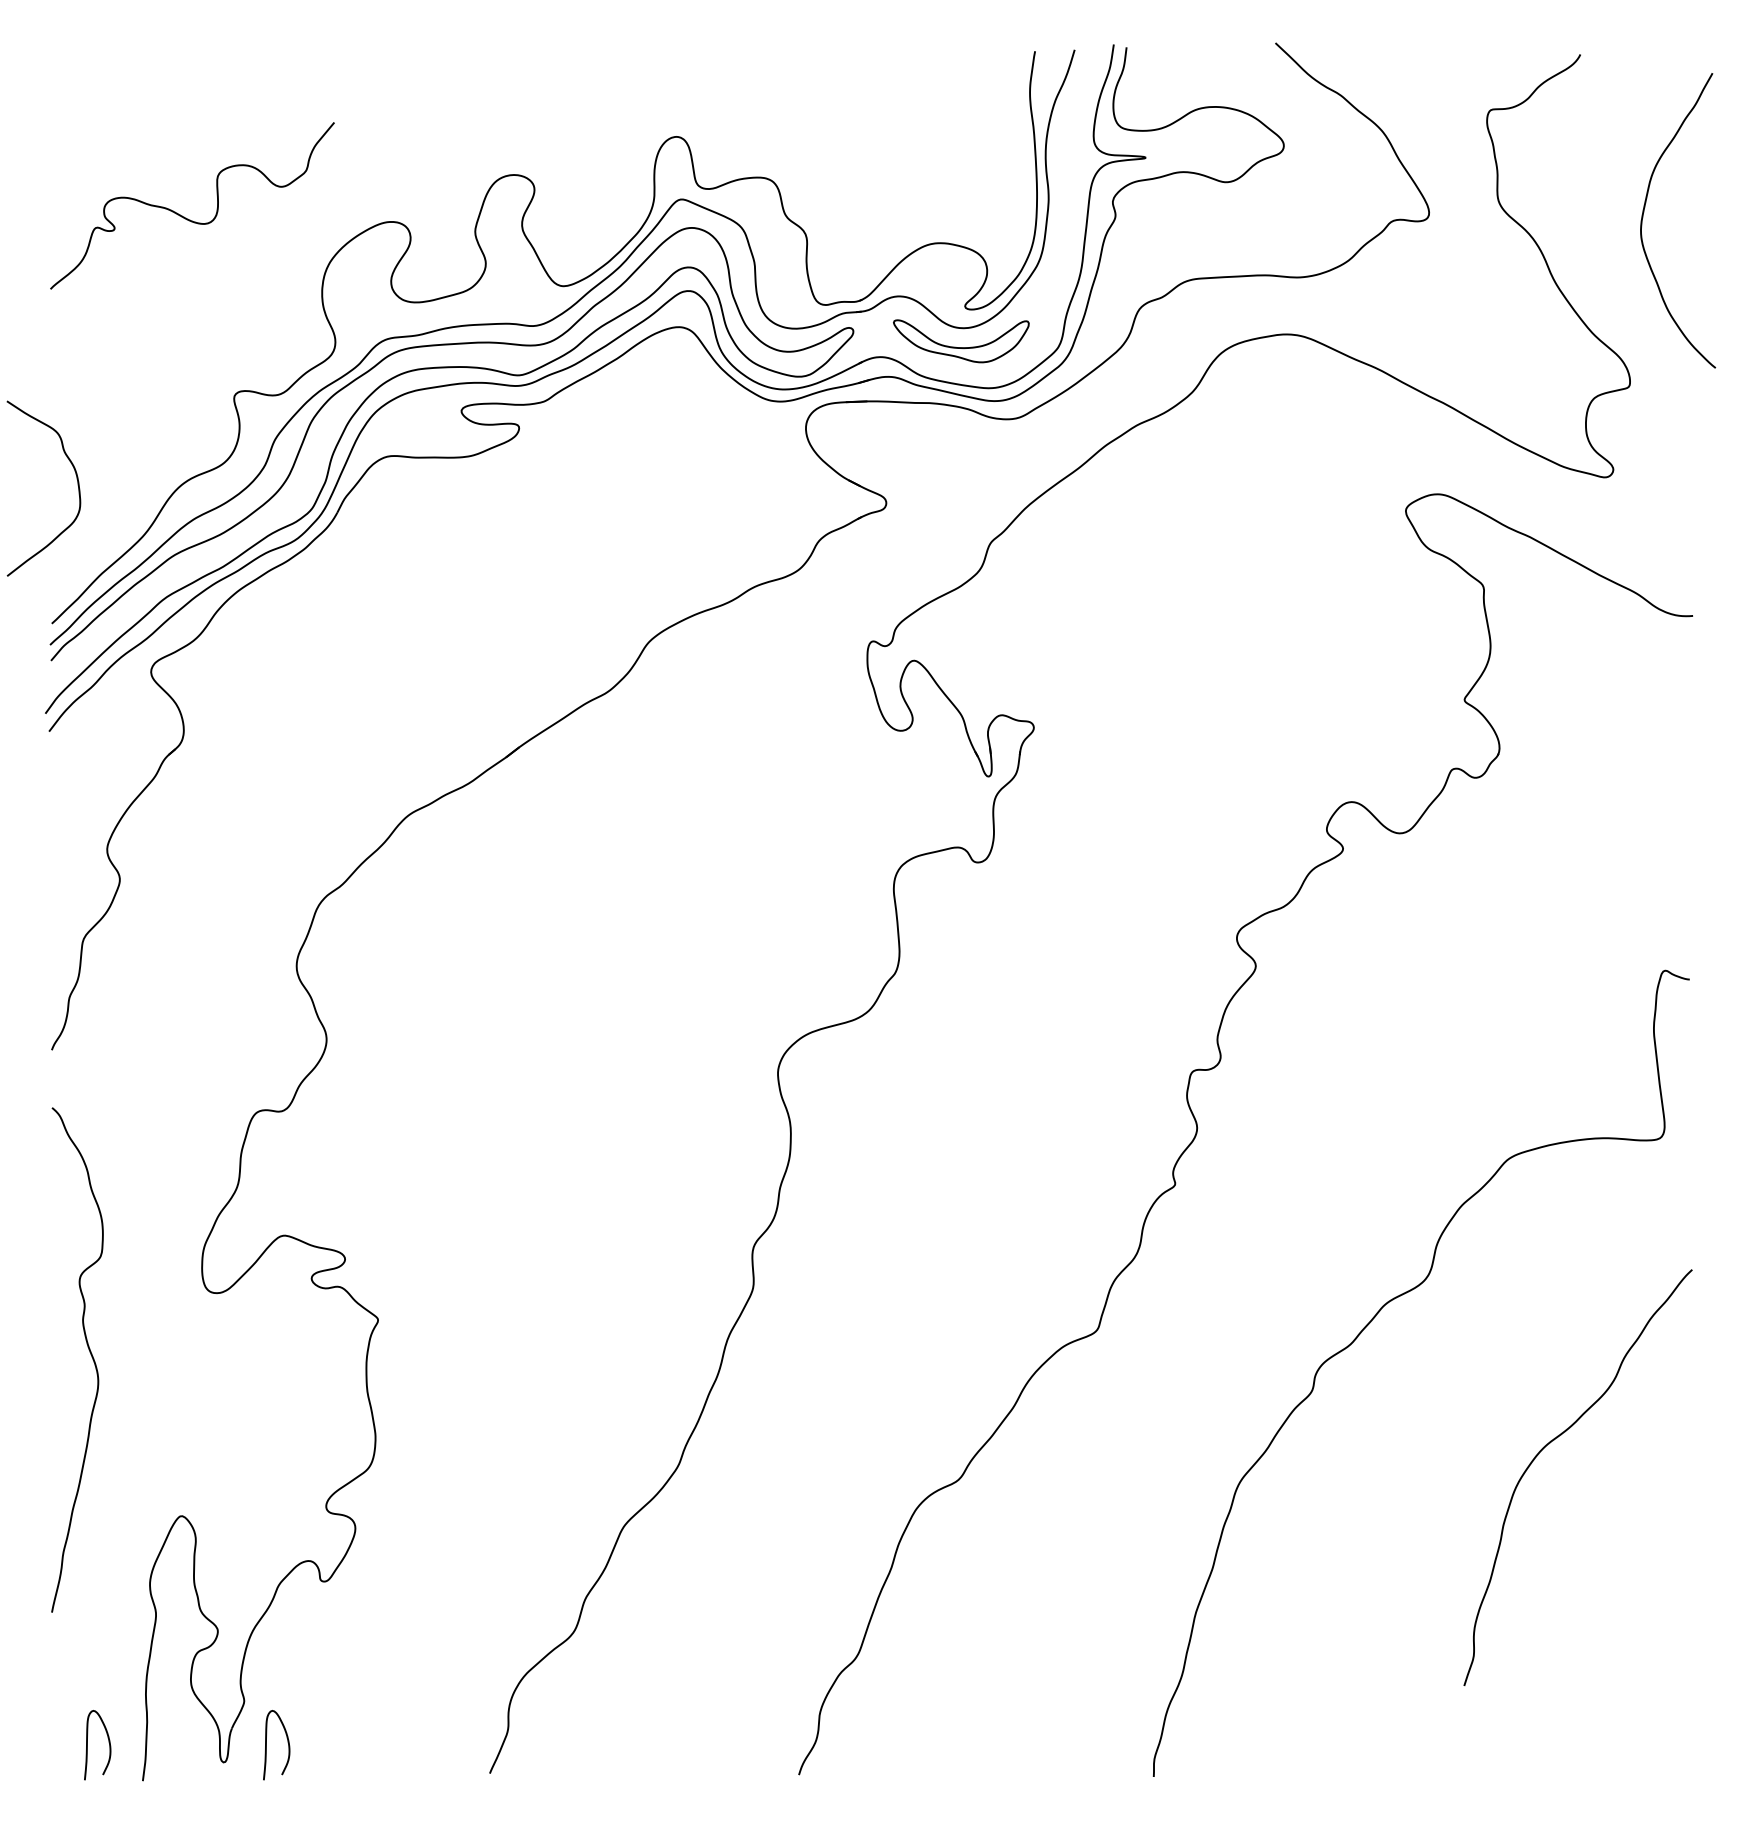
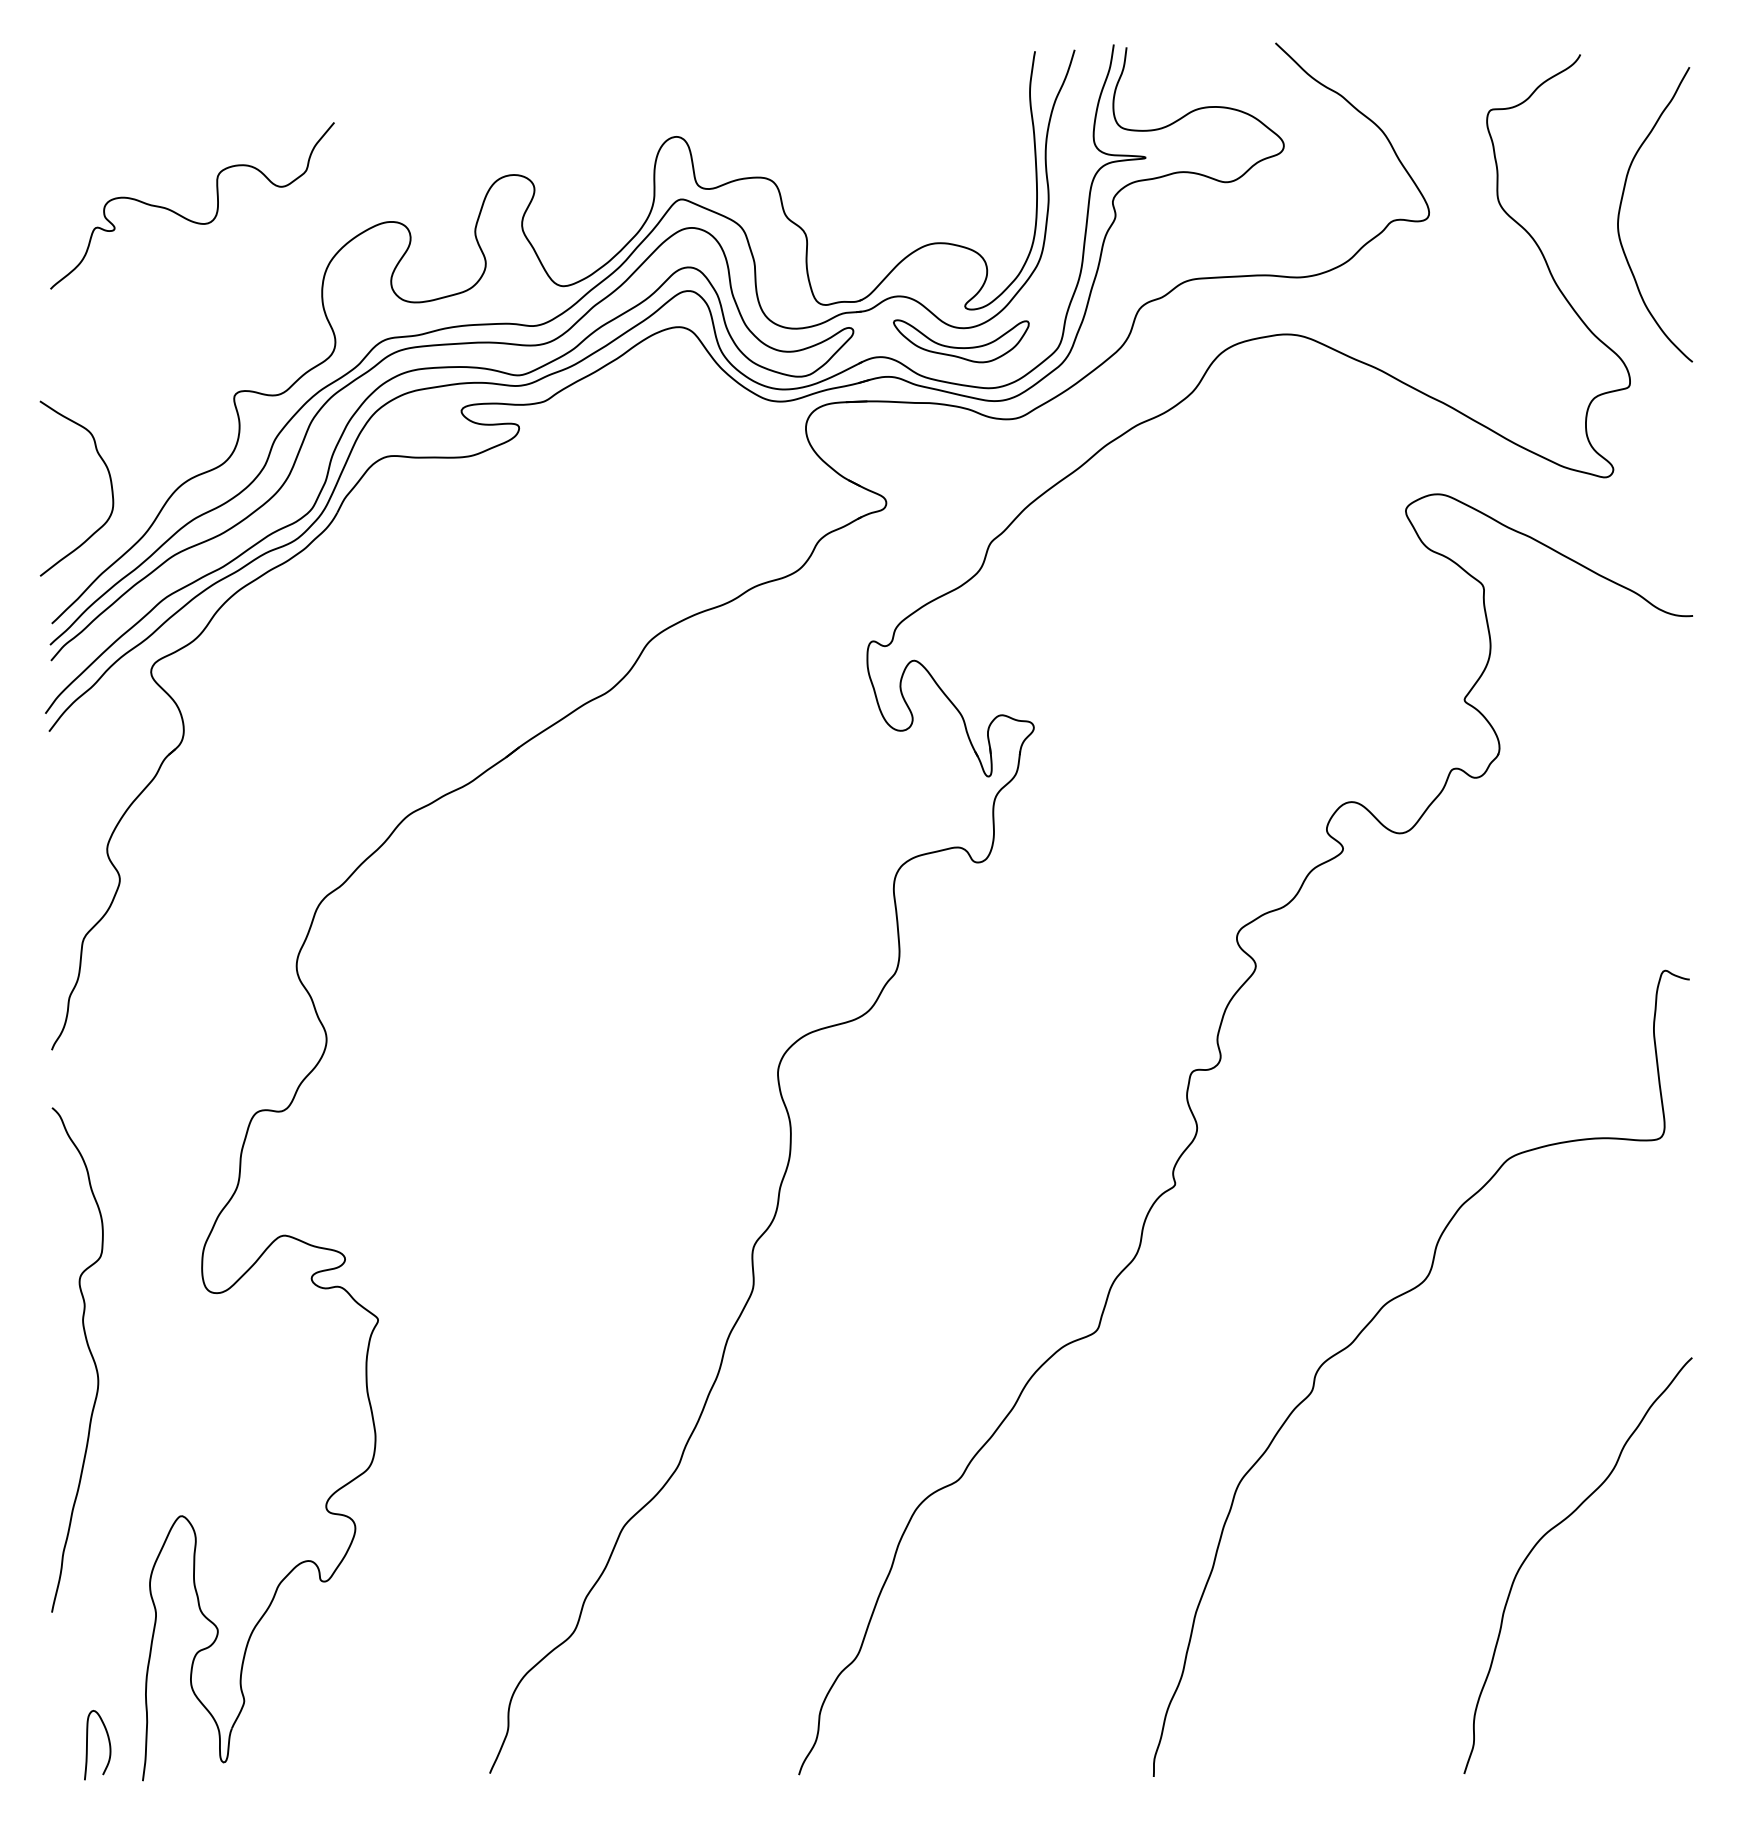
curve position: (1644, 212) -> (1621, 206) (1621, 206)
curve position: (77, 485) -> (110, 485) (110, 485)
curve position: (1549, 1444) -> (1549, 1532) (1549, 1532)
curve: present -> none (266, 1745)
